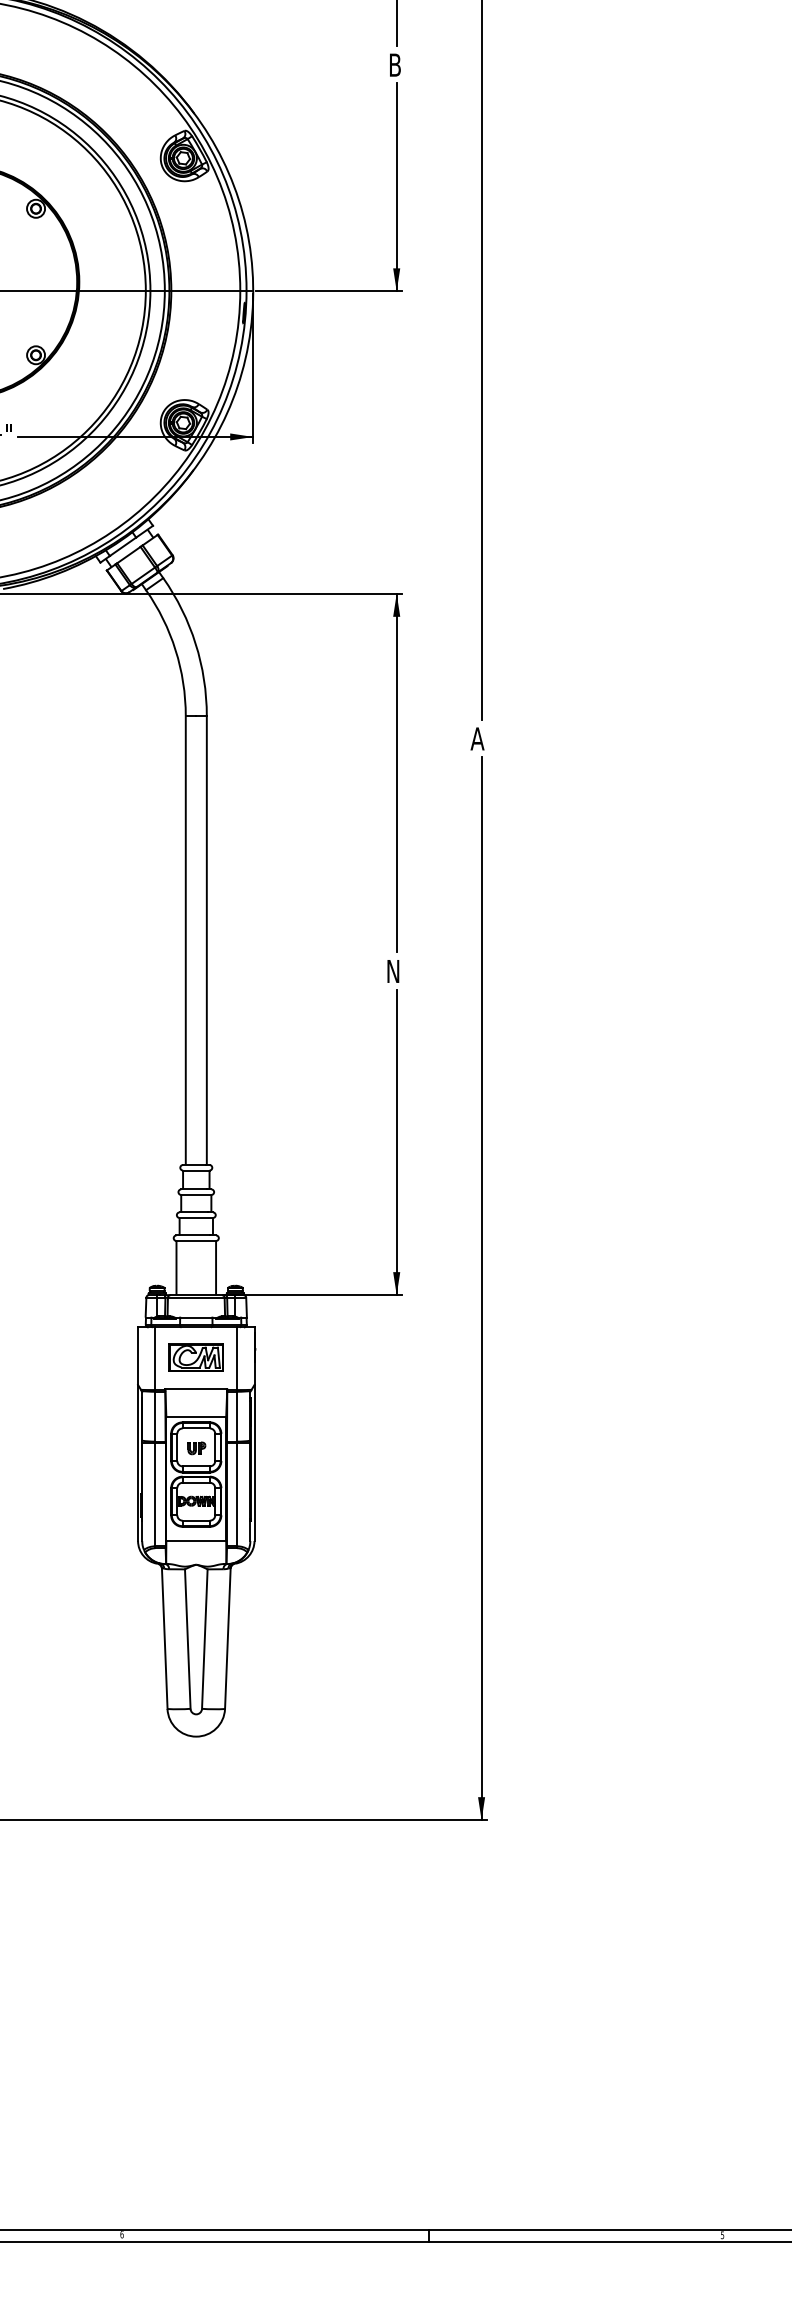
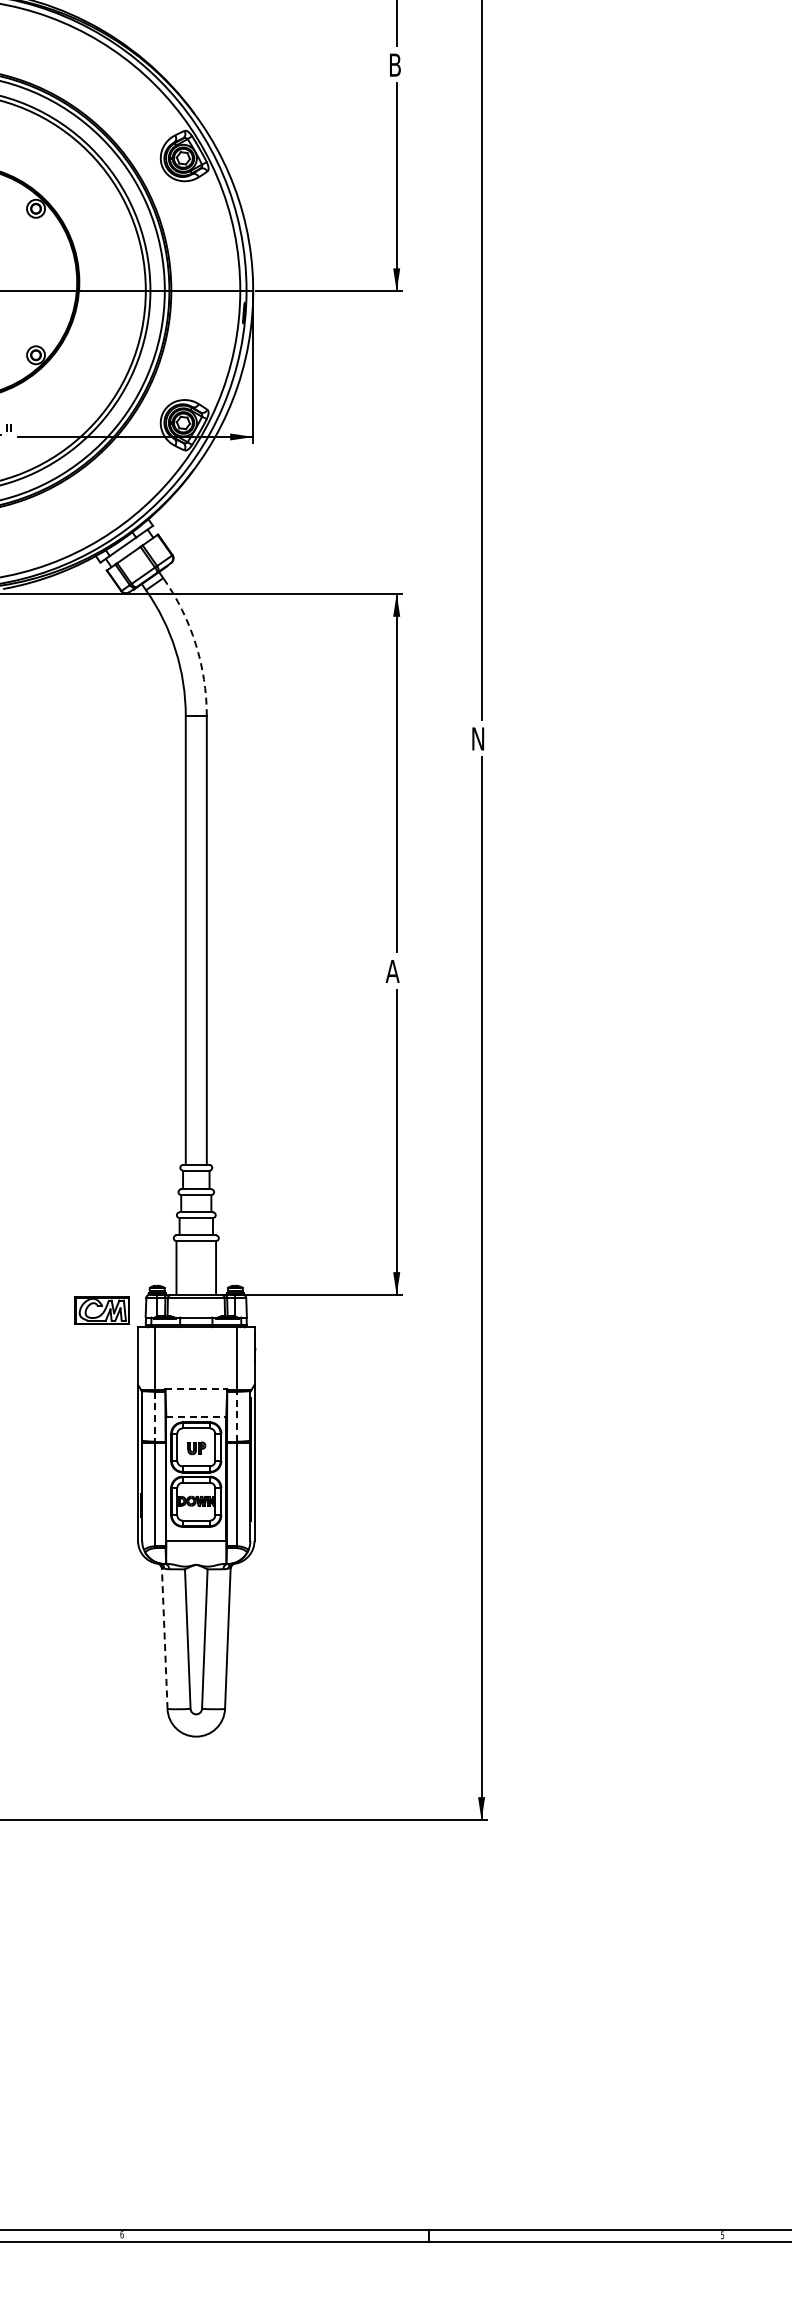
arc: solid -> dashed (195, 643)
text: A -> N (477, 738)
text: N -> A (392, 971)
part position: (195, 1357) -> (101, 1310) (101, 1310)
line: solid -> dashed (196, 1389)
line: solid -> dashed (155, 1416)
line: solid -> dashed (196, 1416)
line: solid -> dashed (237, 1416)
line: solid -> dashed (164, 1638)
